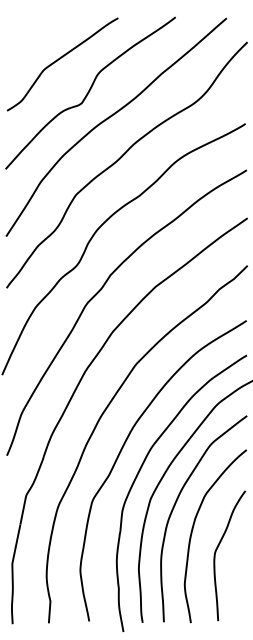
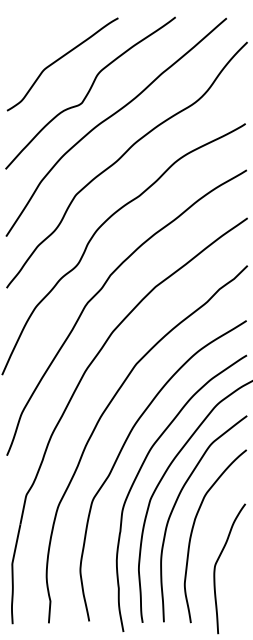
curve position: (216, 552) -> (216, 565) (216, 565)
